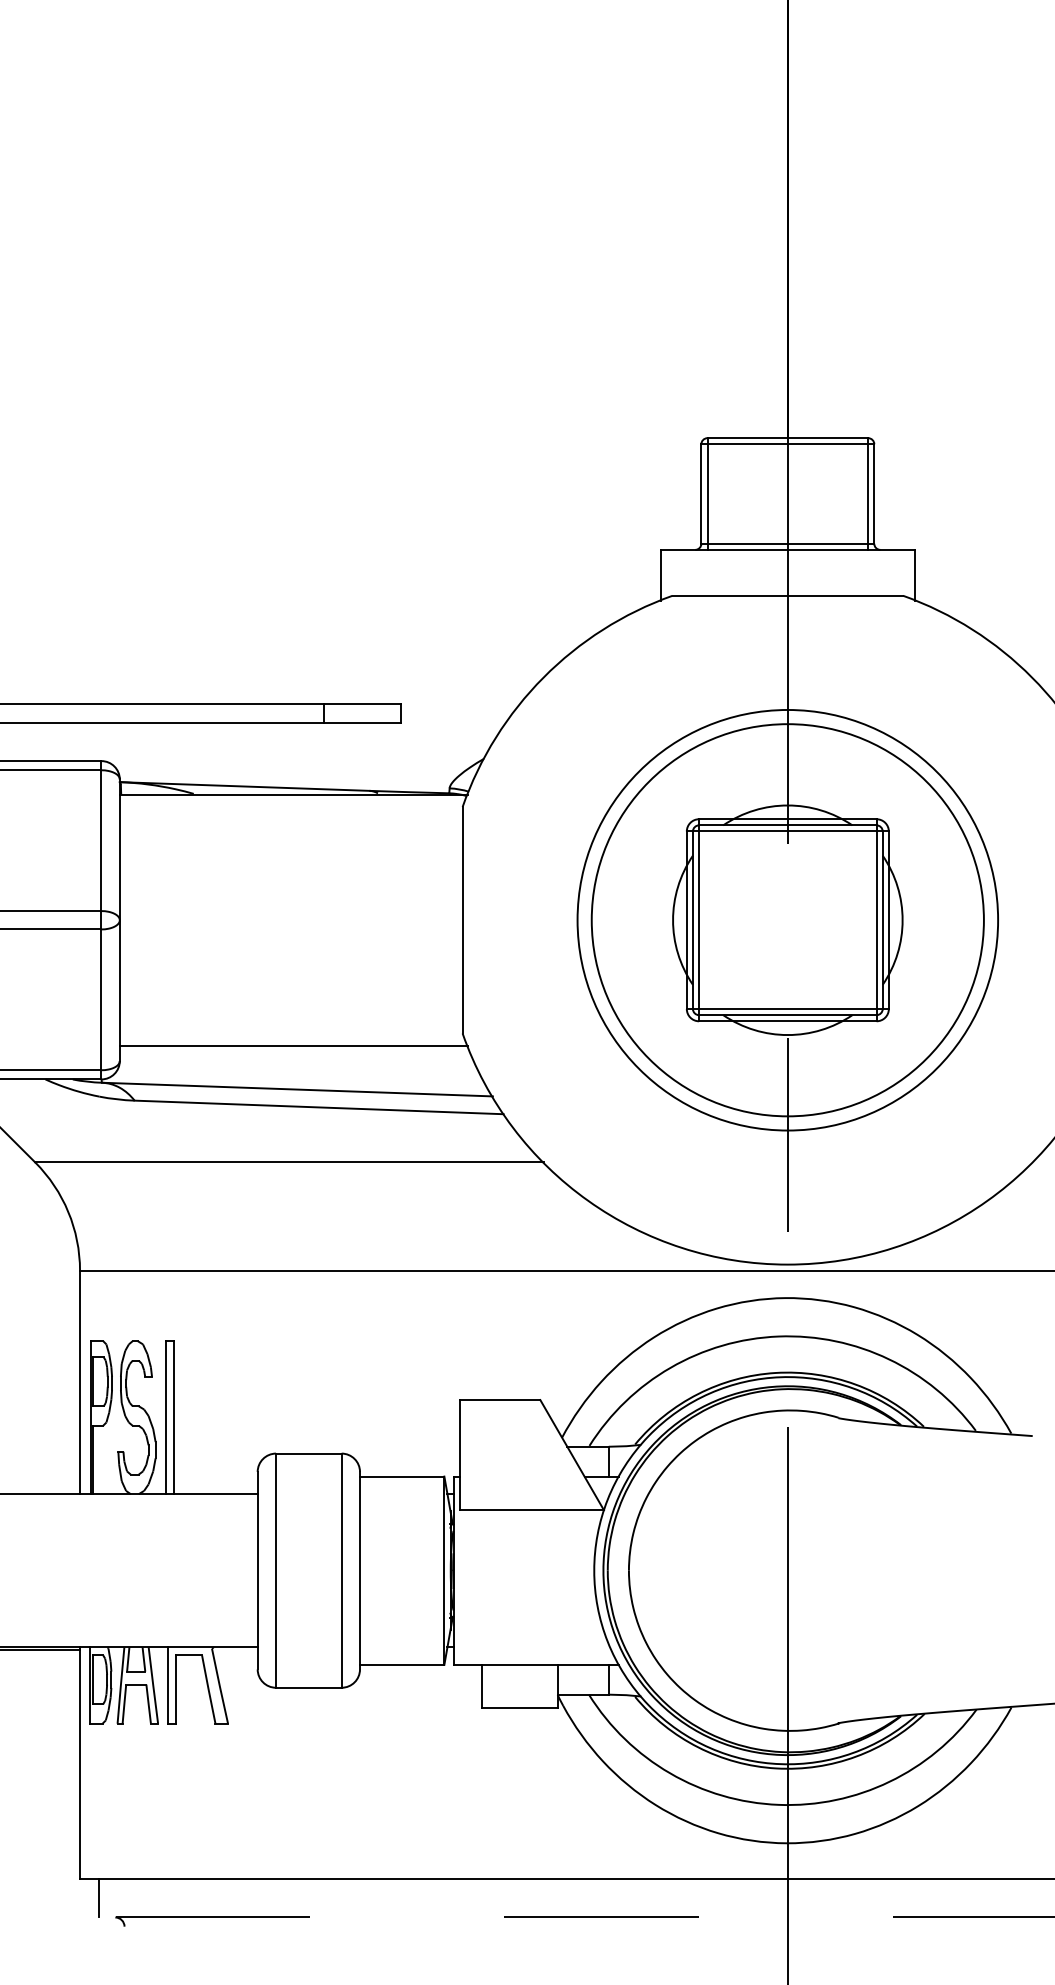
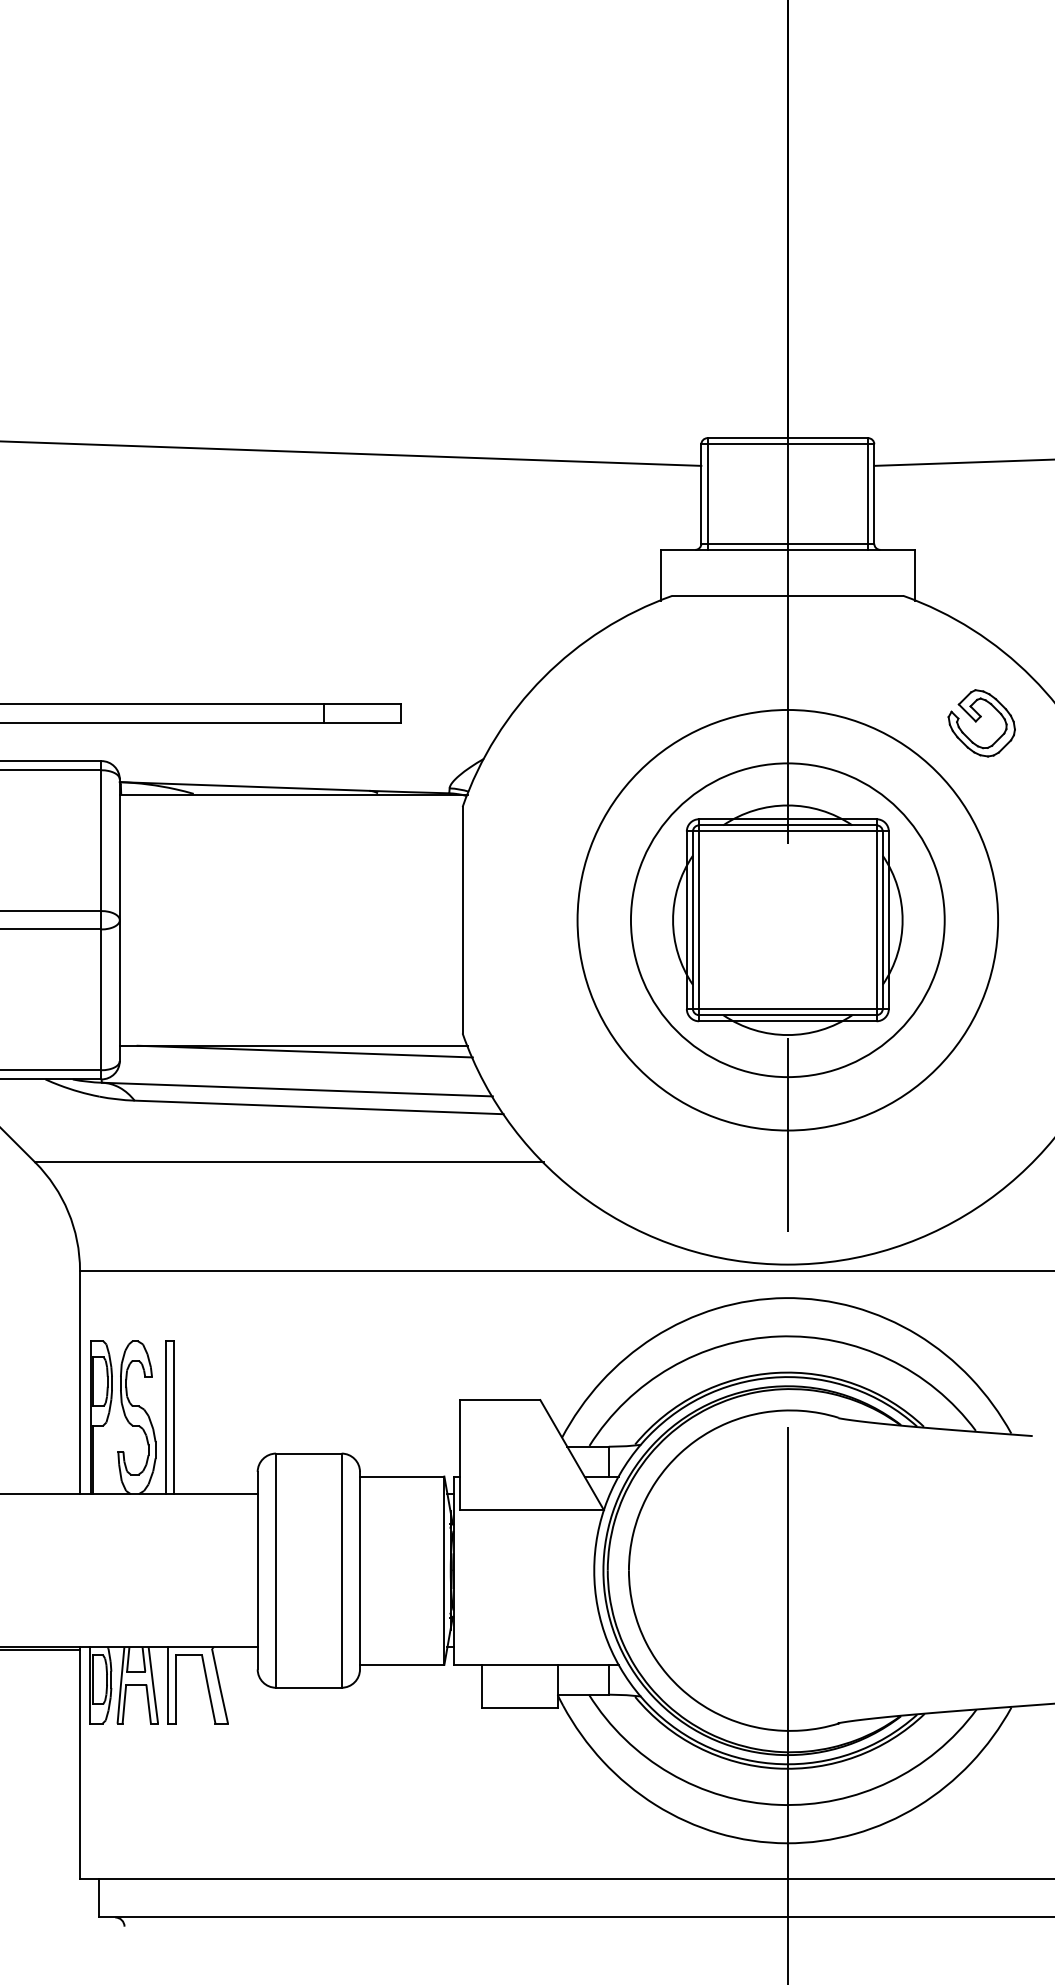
line: none -> present (351, 453)
line: none -> present (962, 462)
part: none -> present (981, 723)
circle diameter: 392 px -> 314 px (787, 920)
line: none -> present (304, 1051)
line: dashed -> solid (576, 1917)
